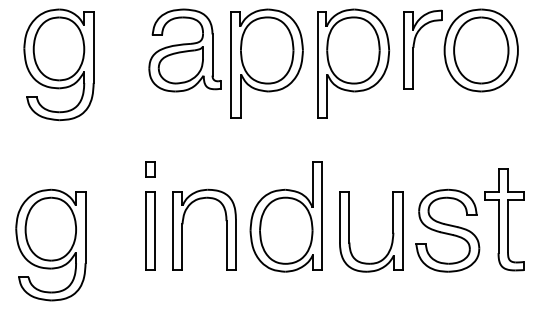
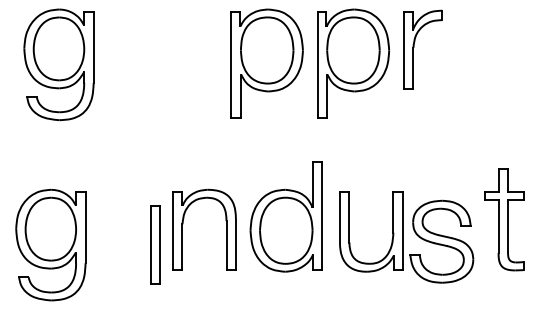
part: present -> none (184, 50)
part: present -> none (480, 50)
part: present -> none (150, 169)
part position: (150, 230) -> (155, 244) (155, 244)
part position: (447, 230) -> (441, 241) (441, 241)
